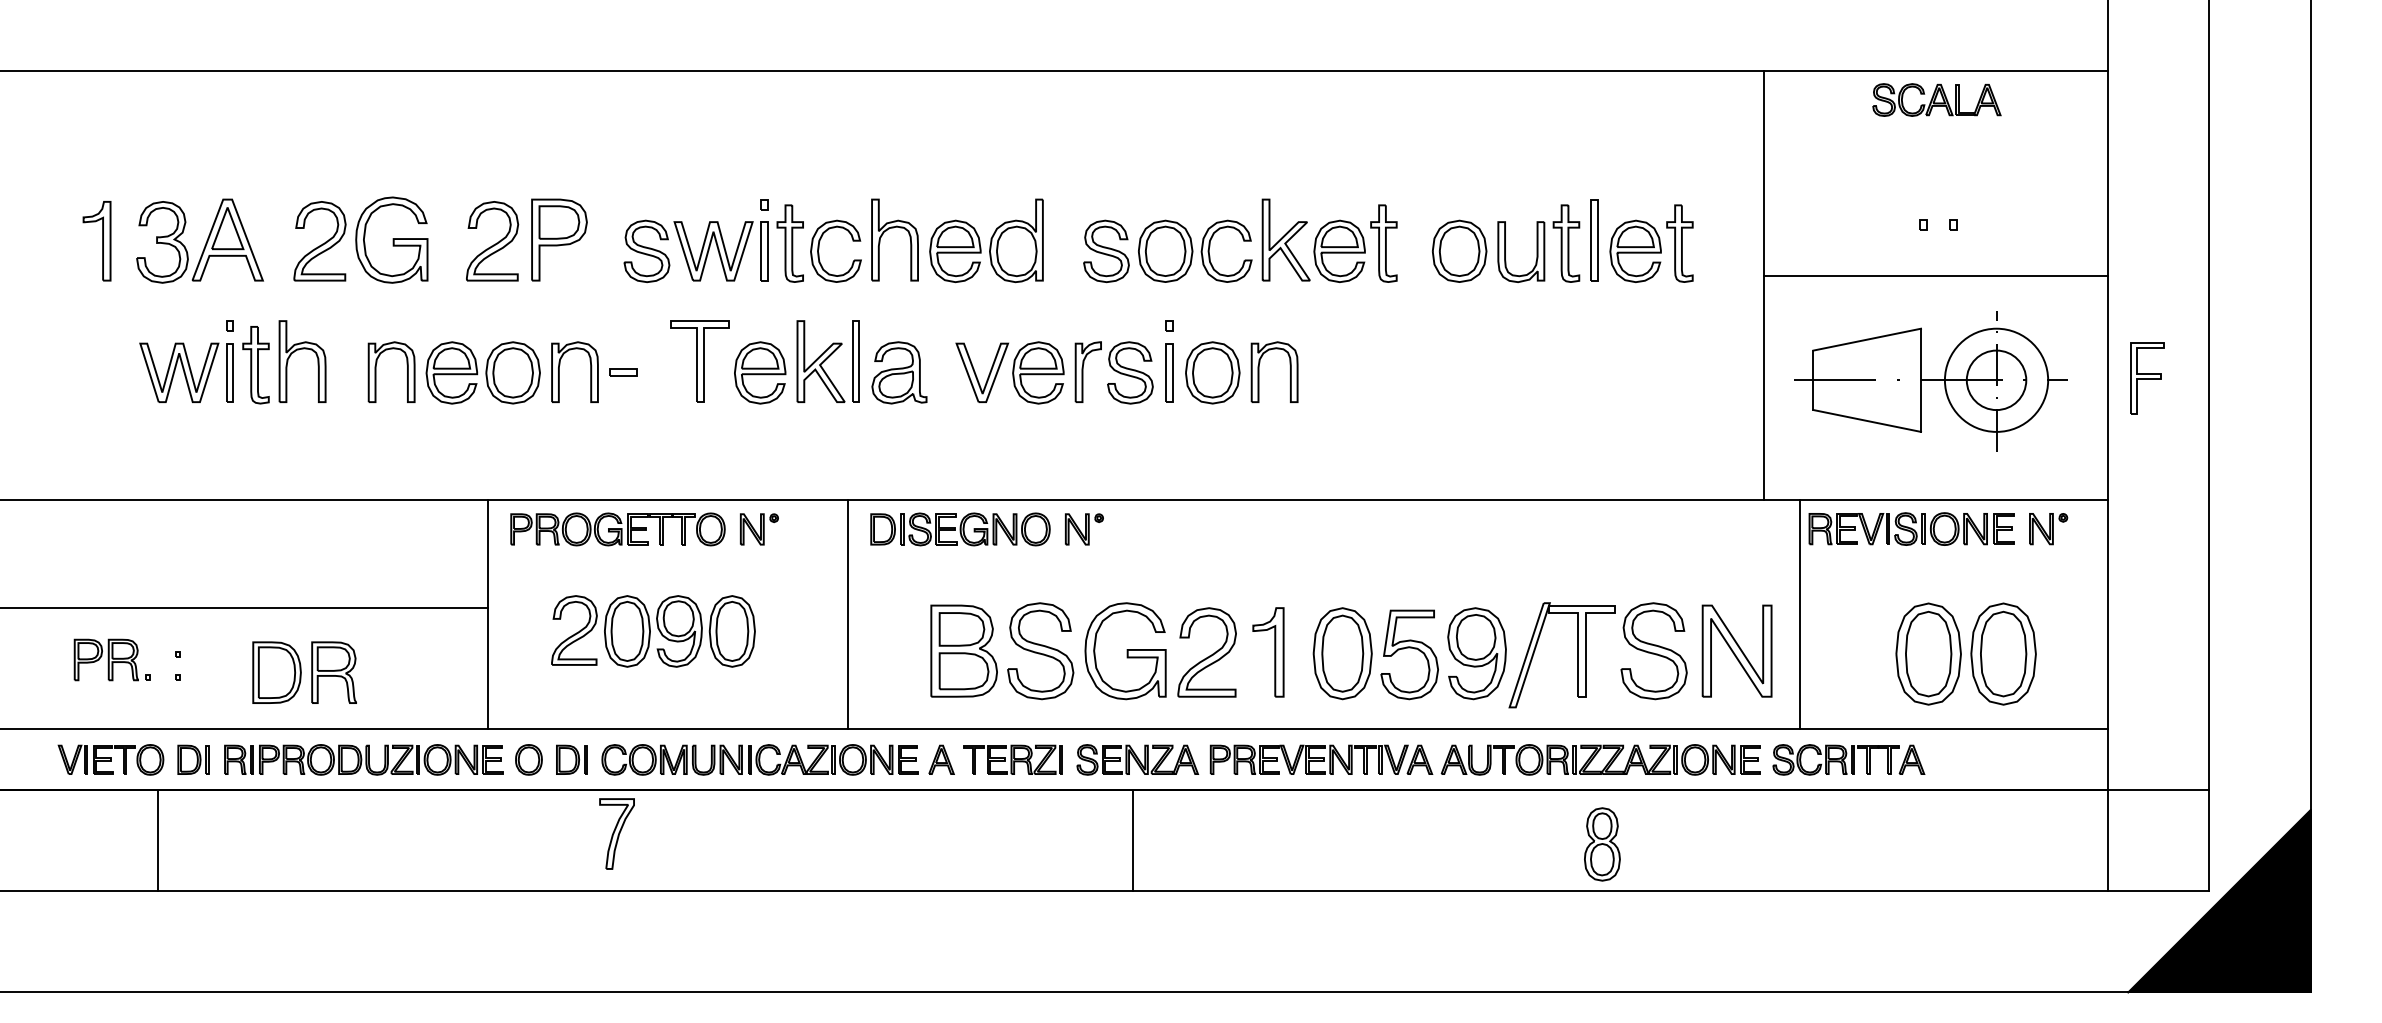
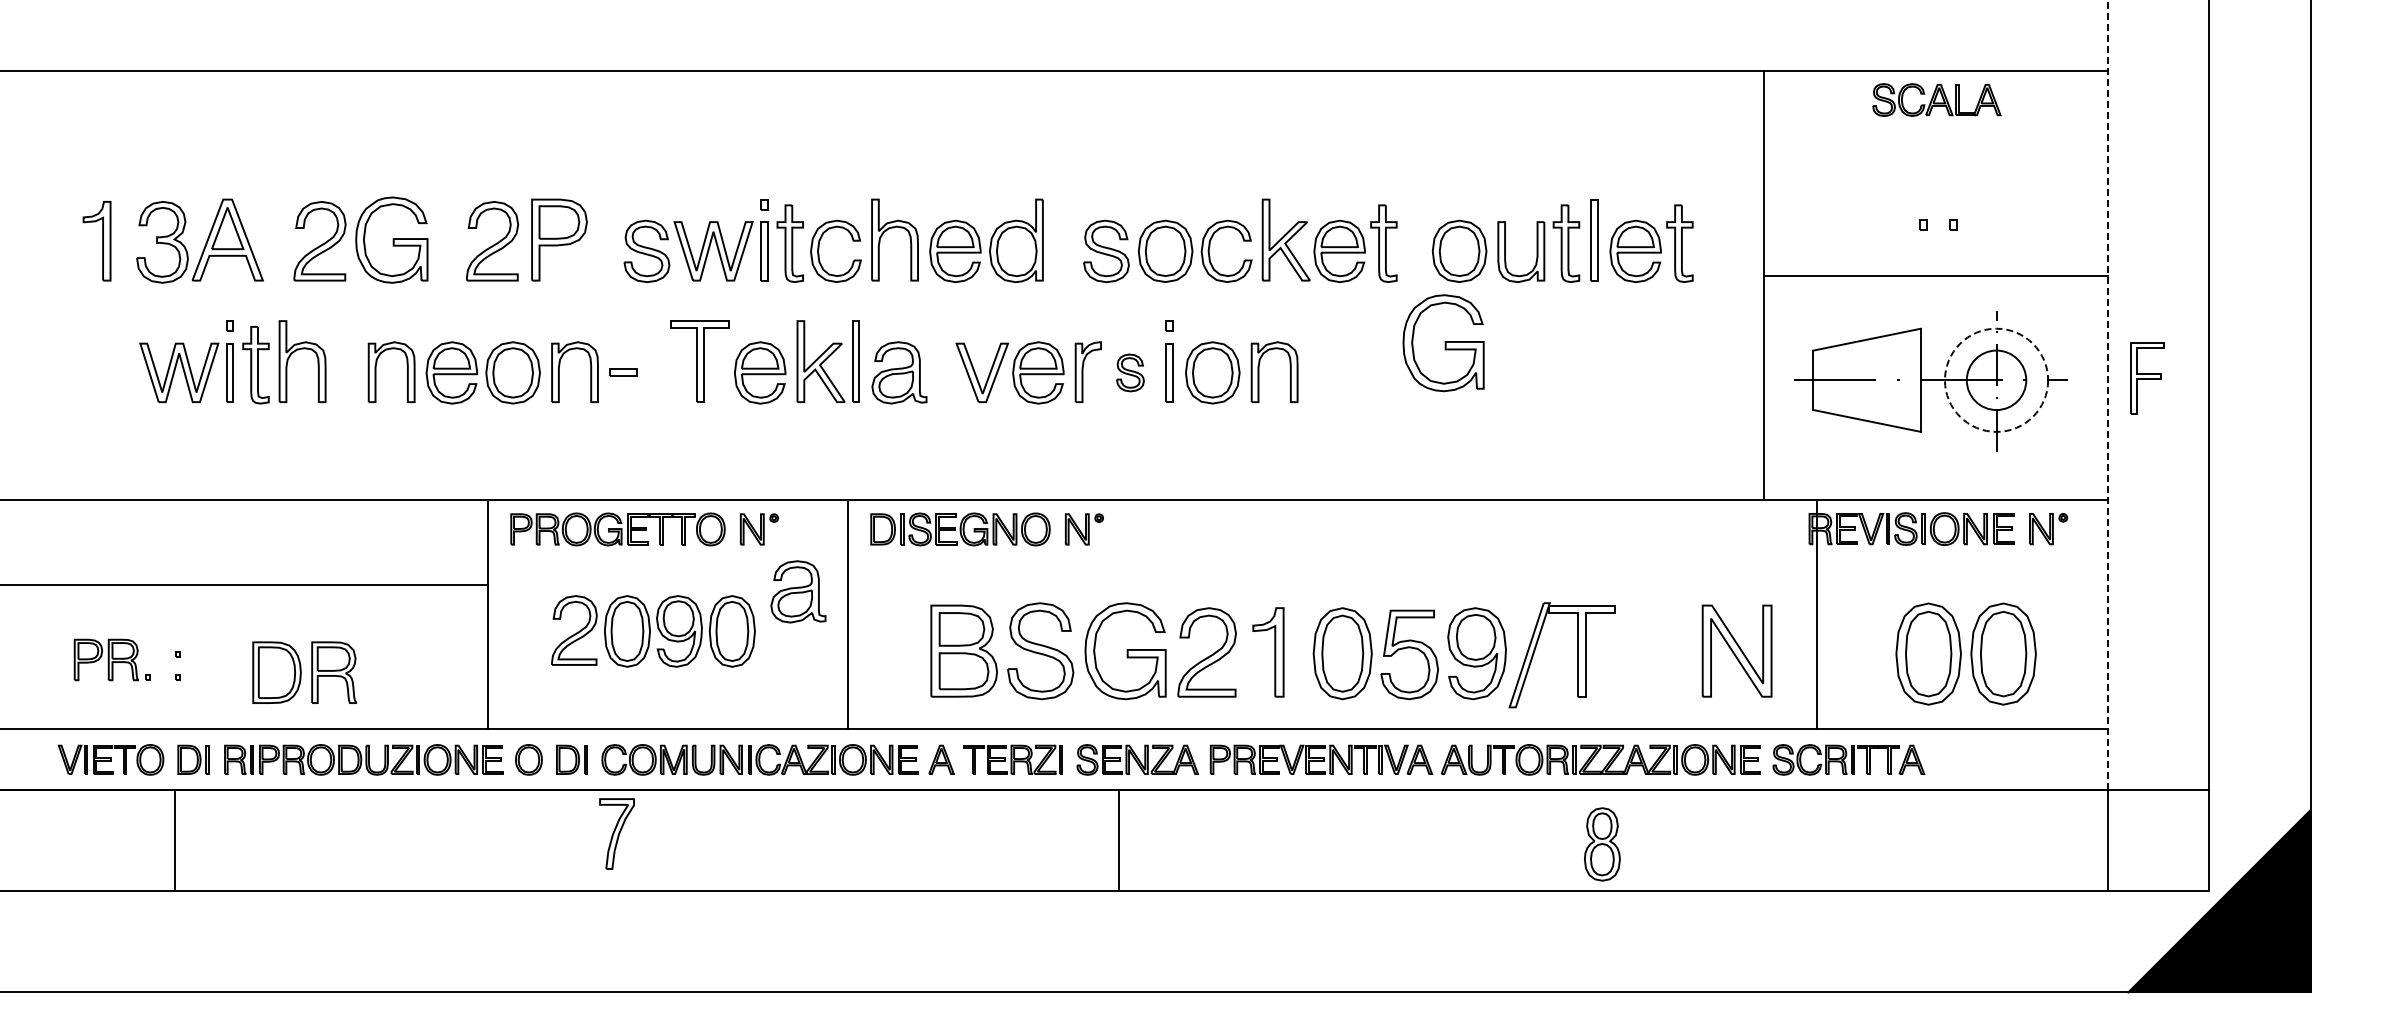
part: none -> present (1443, 343)
part size: 47x64 px -> 29x40 px (1130, 372)
circle: solid -> dashed (1996, 379)
line: solid -> dashed (2107, 394)
part: none -> present (798, 591)
line position: (244, 607) -> (244, 584) (244, 584)
line position: (1800, 614) -> (1817, 614) (1817, 614)
part: present -> none (1653, 651)
line position: (158, 840) -> (175, 840) (175, 840)
line position: (1133, 840) -> (1119, 840) (1119, 840)
